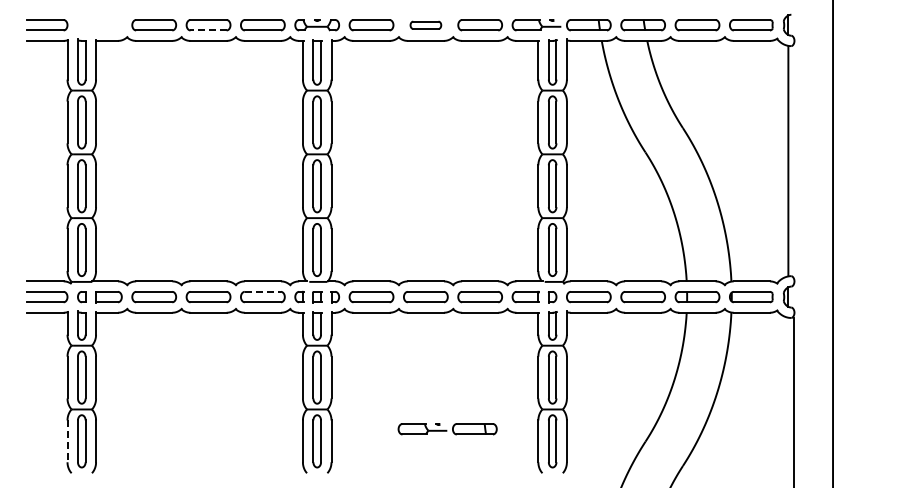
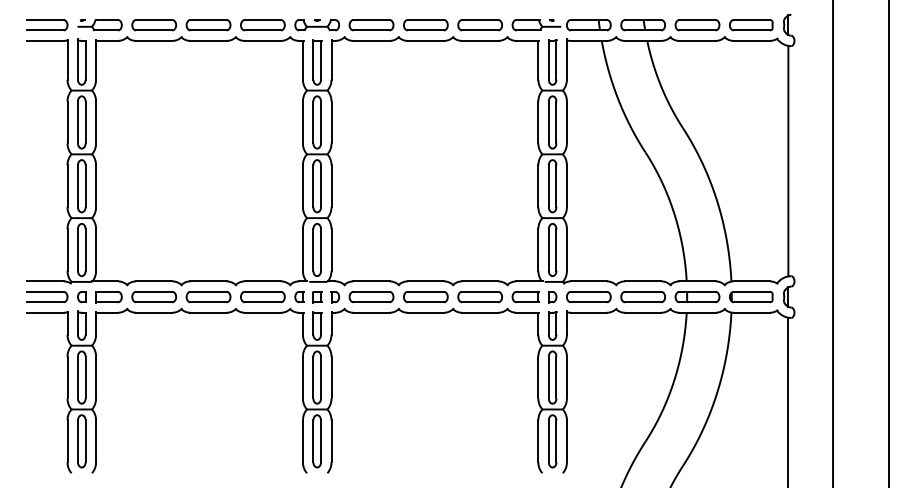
part size: 34x10 px -> 46x13 px (425, 25)
part: none -> present (99, 25)
line: dashed -> solid (208, 30)
line: none -> present (888, 243)
line: dashed -> solid (263, 291)
line position: (794, 400) -> (788, 400) (788, 400)
part: present -> none (447, 429)
line: dashed -> solid (67, 441)
